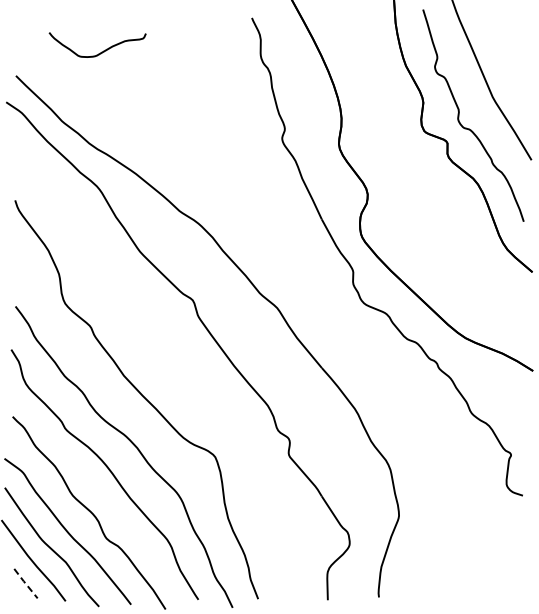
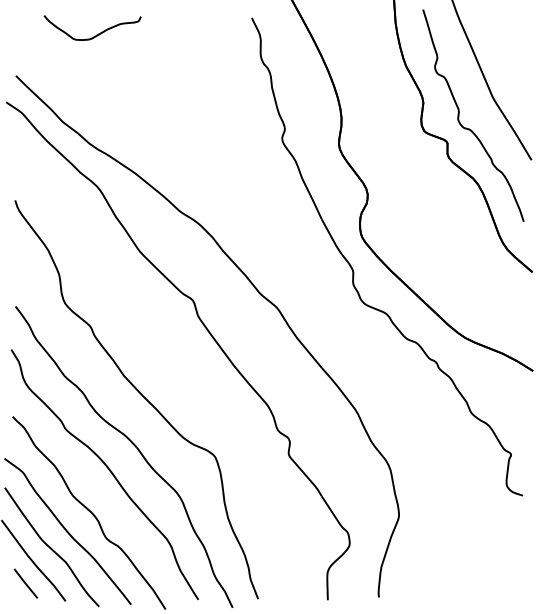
curve position: (101, 51) -> (96, 34) (96, 34)
line: dashed -> solid (25, 583)
